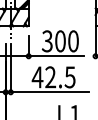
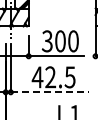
line: solid -> dashed (50, 92)
